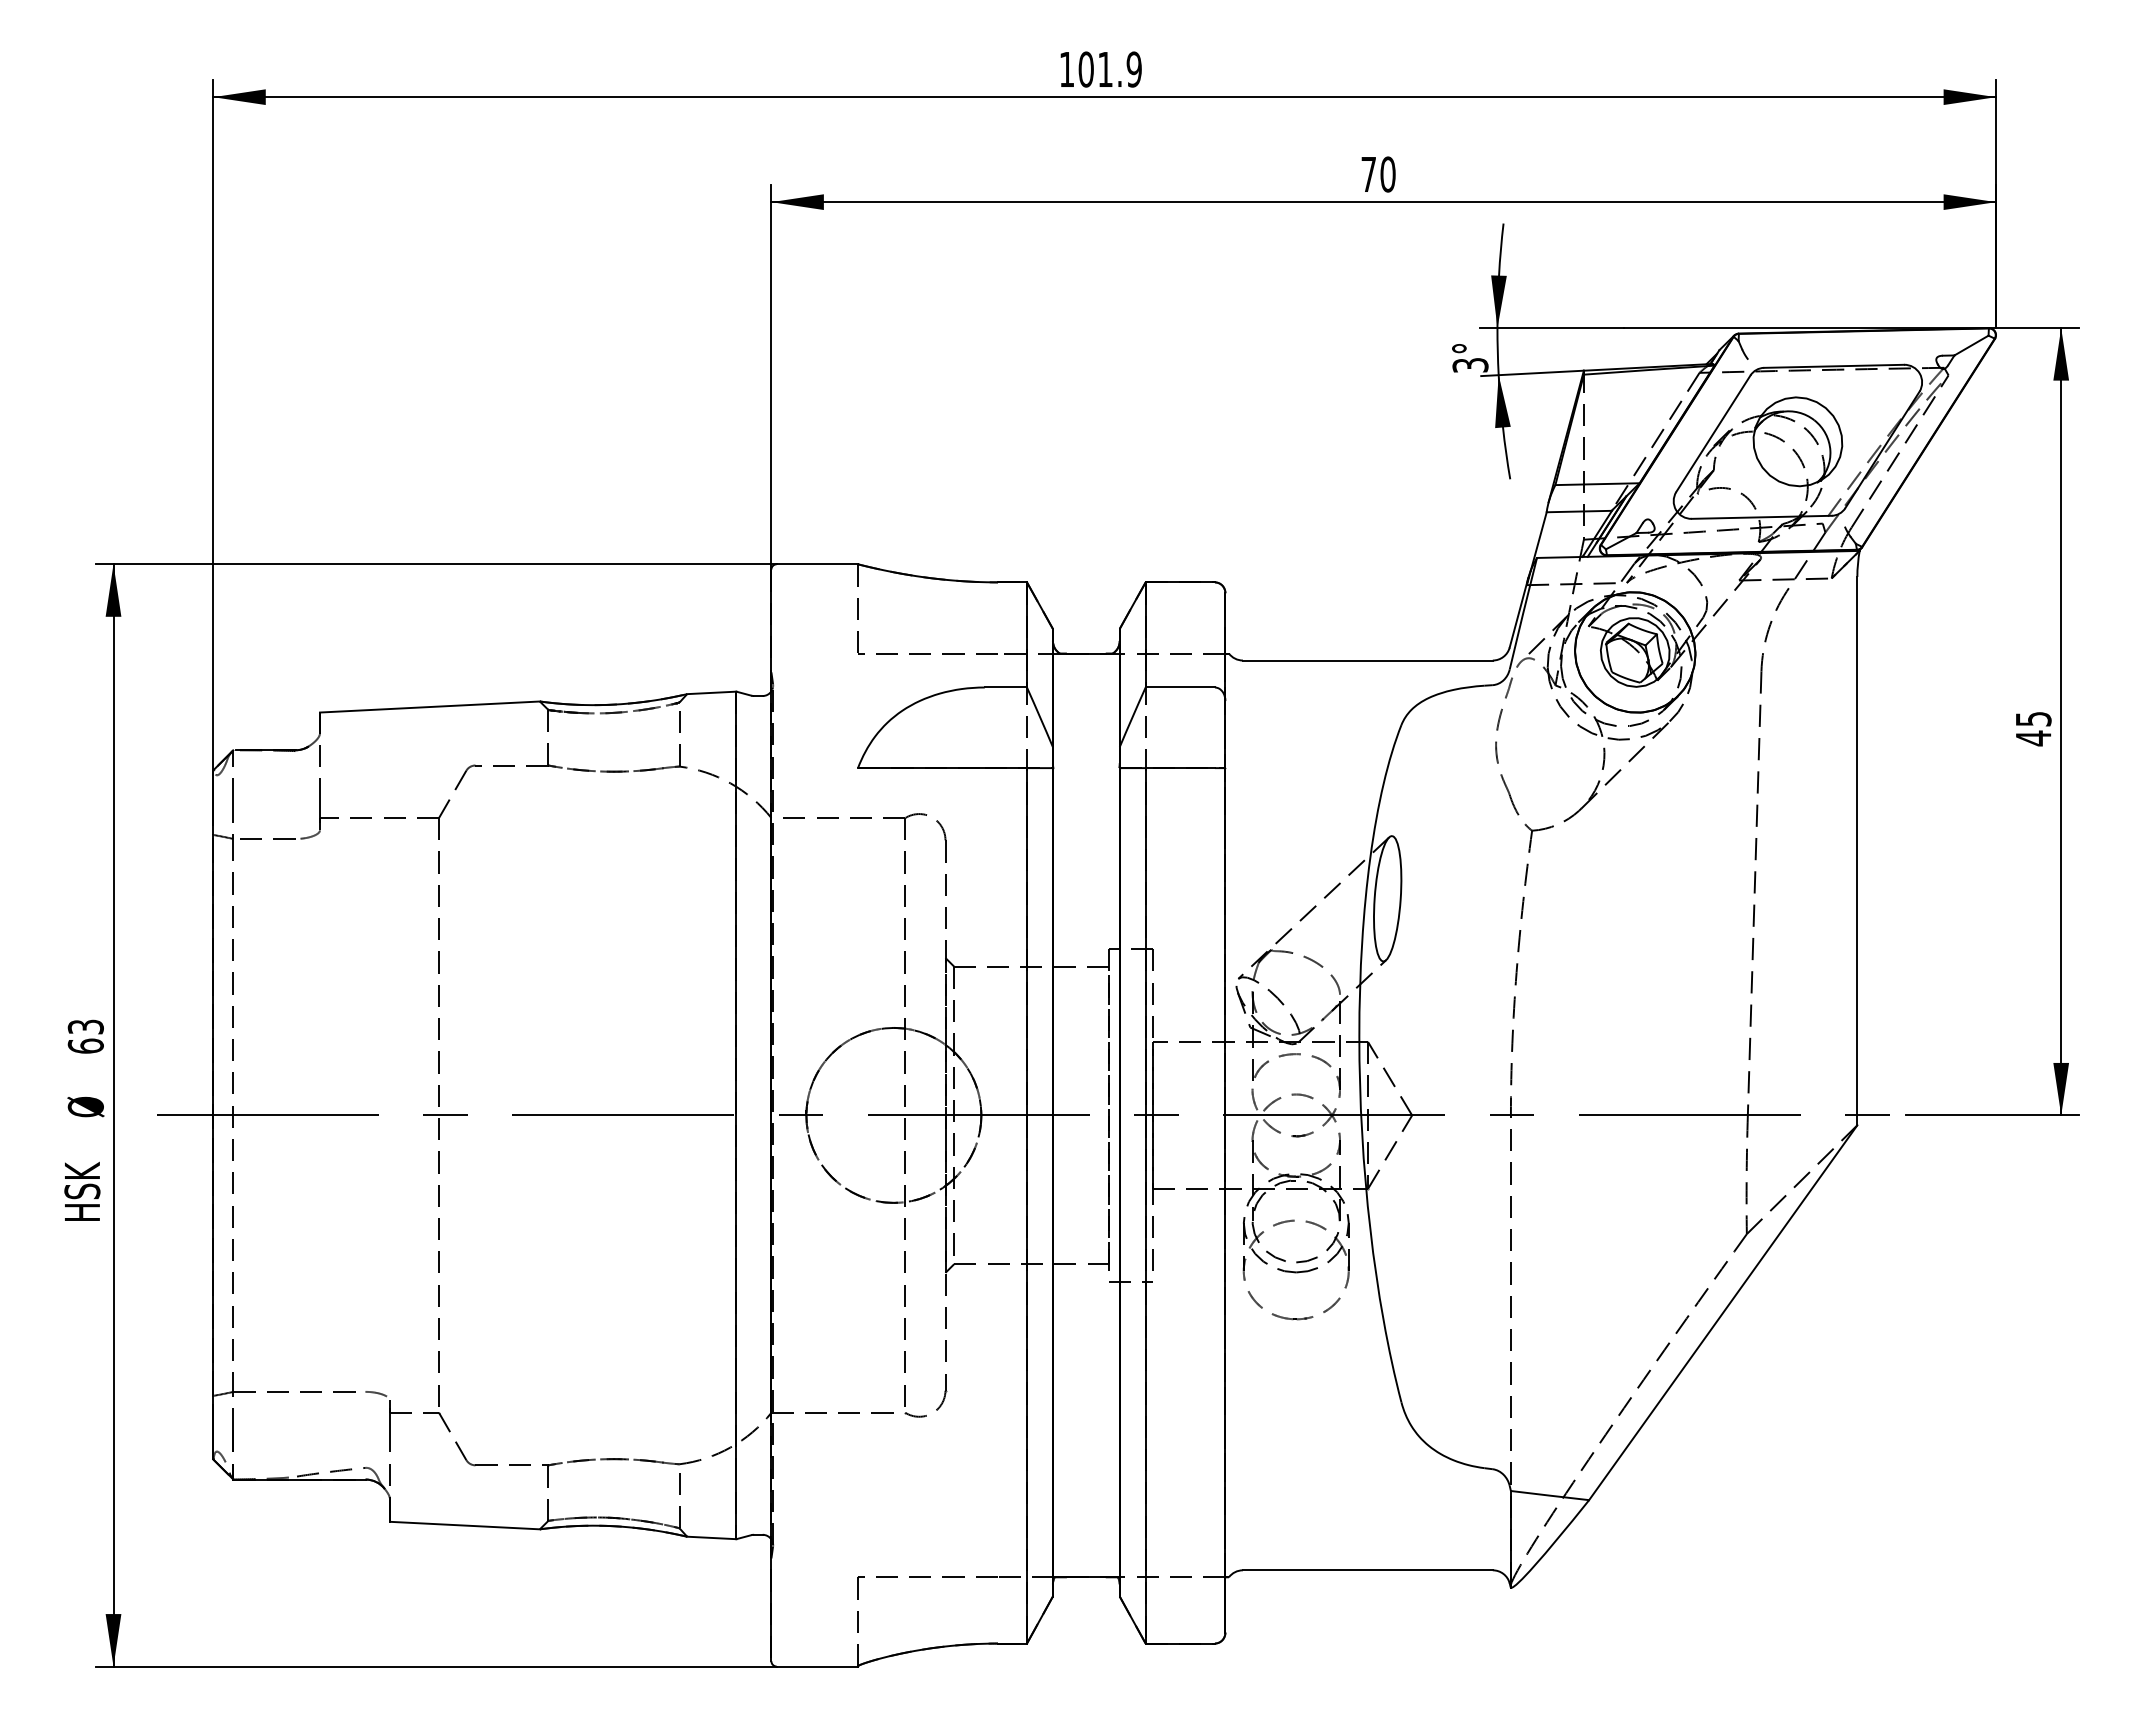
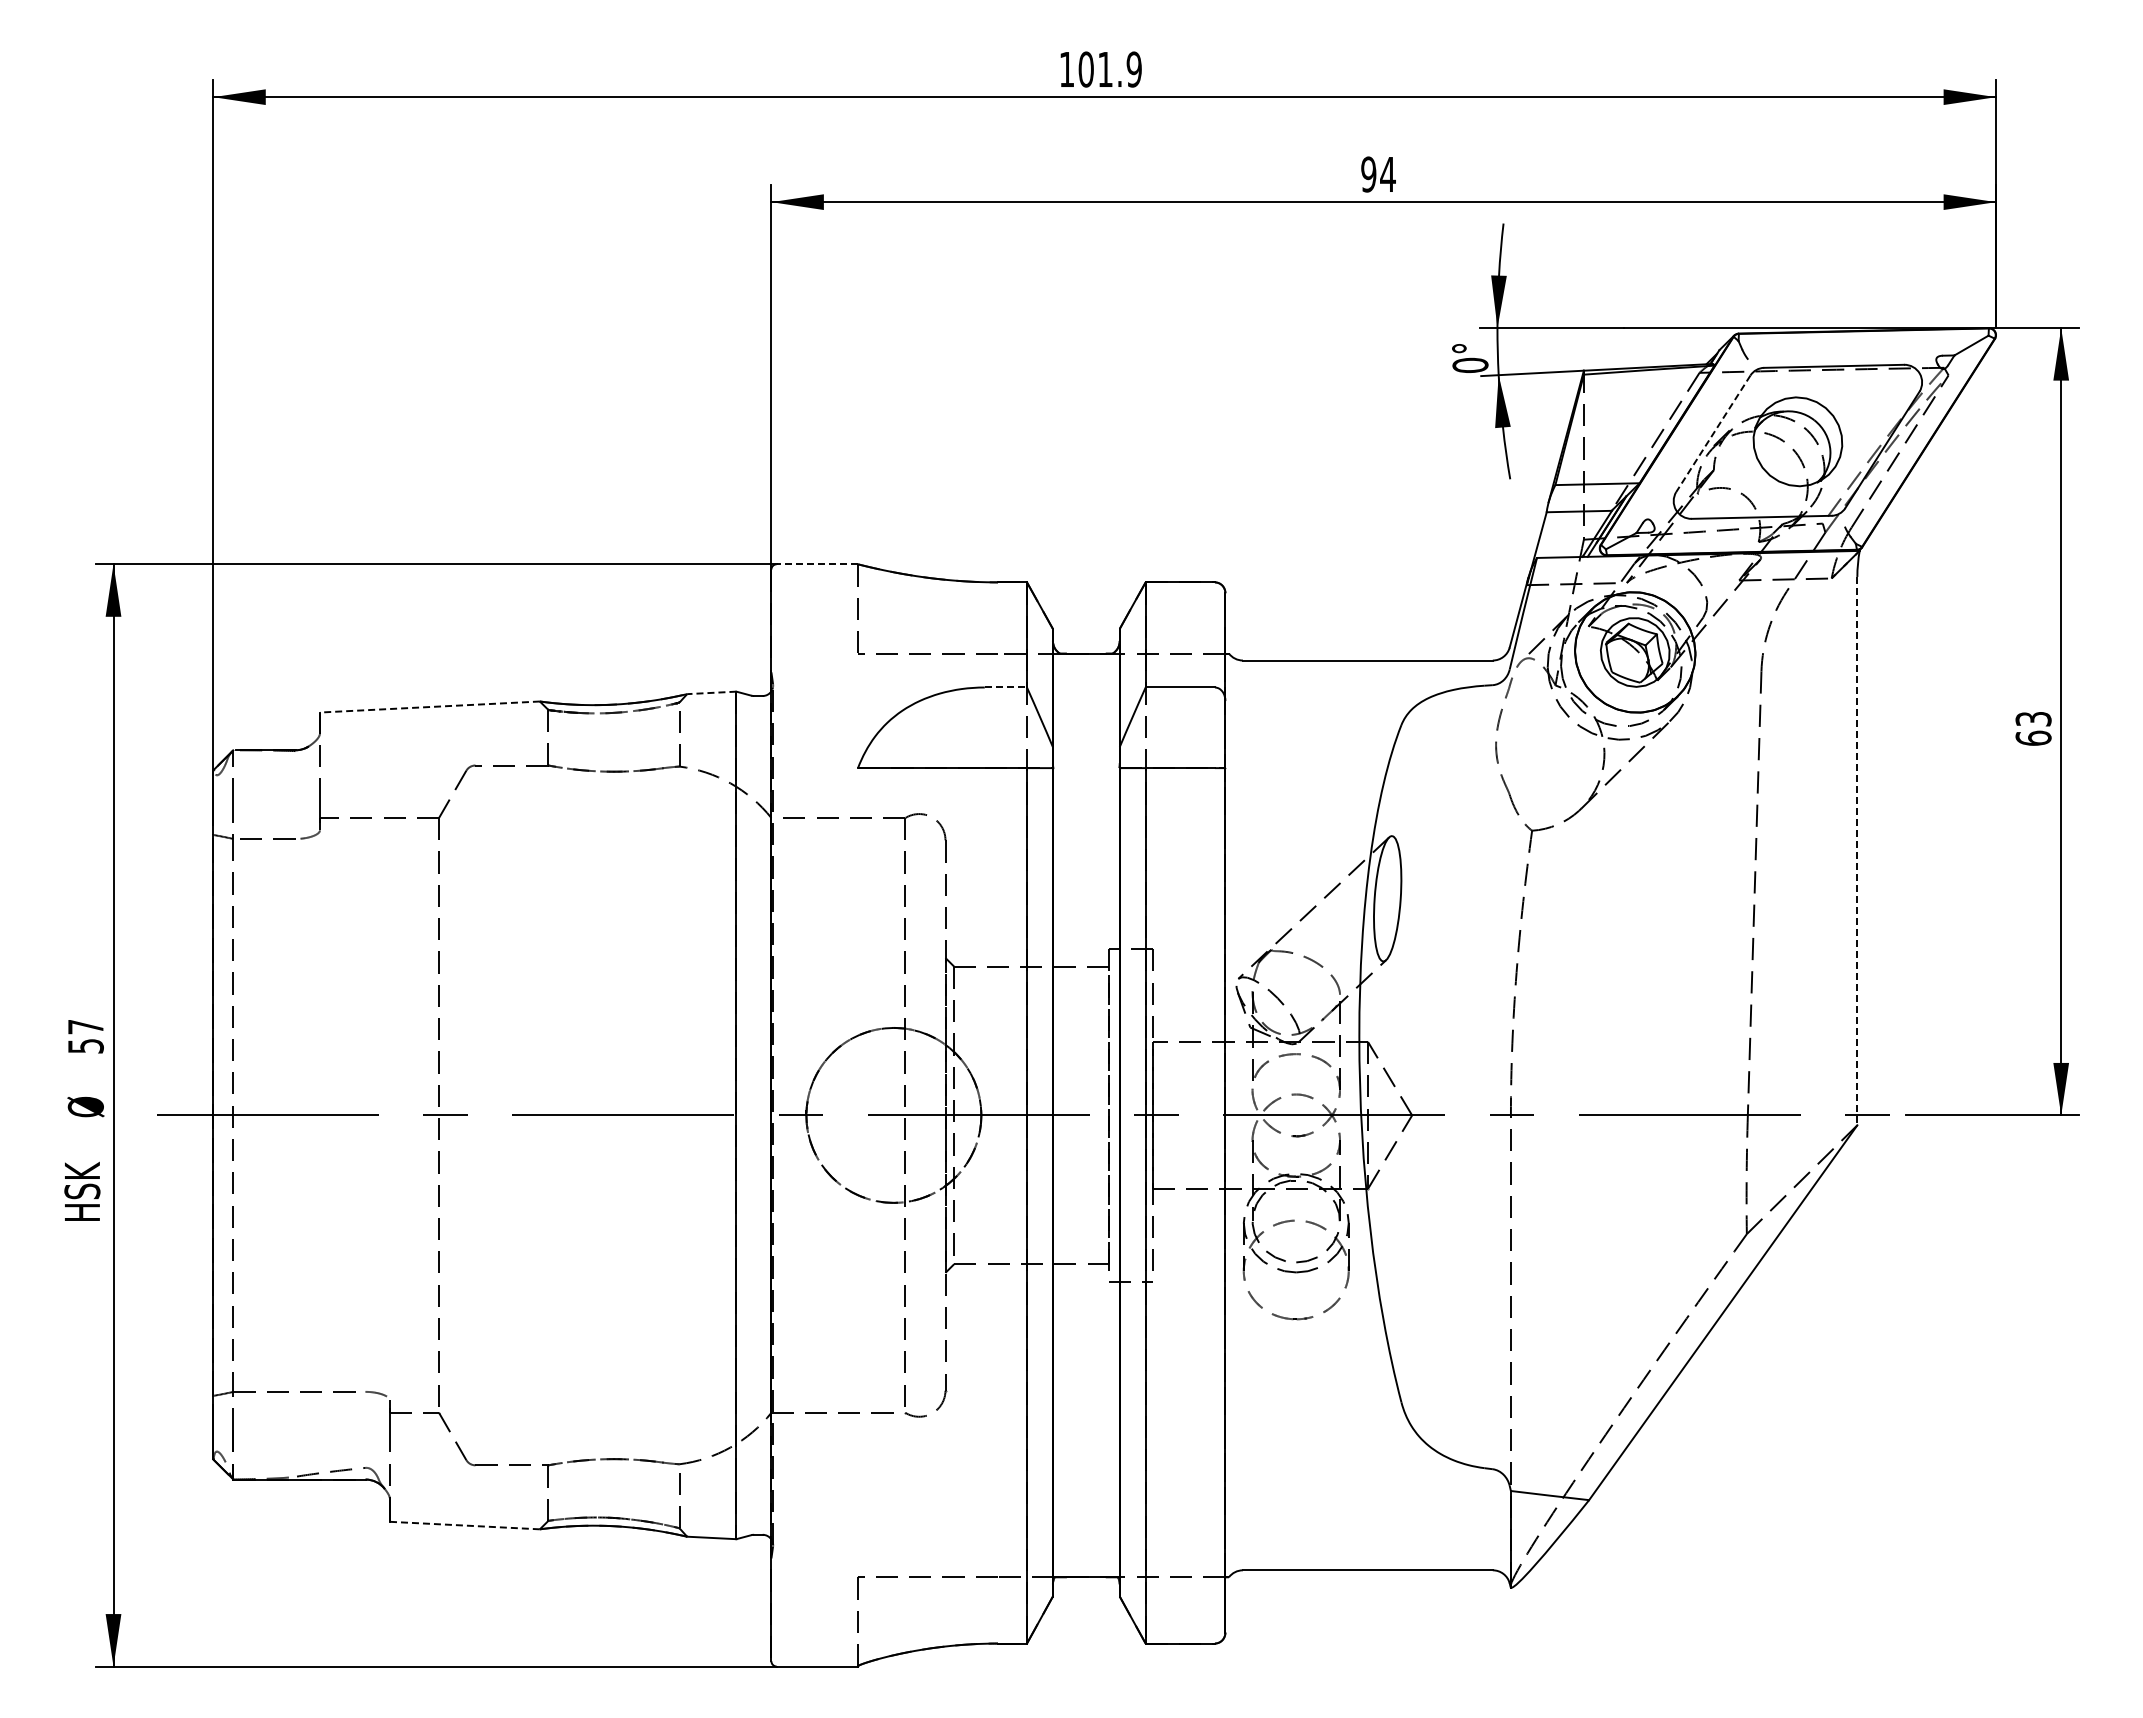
text: 70 -> 94 (1378, 174)
text: 3° -> 0° (1470, 364)
line: solid -> dashed (1713, 434)
line: solid -> dashed (817, 564)
line: solid -> dashed (1006, 687)
line: solid -> dashed (711, 692)
line: solid -> dashed (429, 707)
text: 45 -> 63 (2033, 729)
line: solid -> dashed (1857, 851)
text: 63 -> 57 (85, 1036)
line: solid -> dashed (465, 1525)
